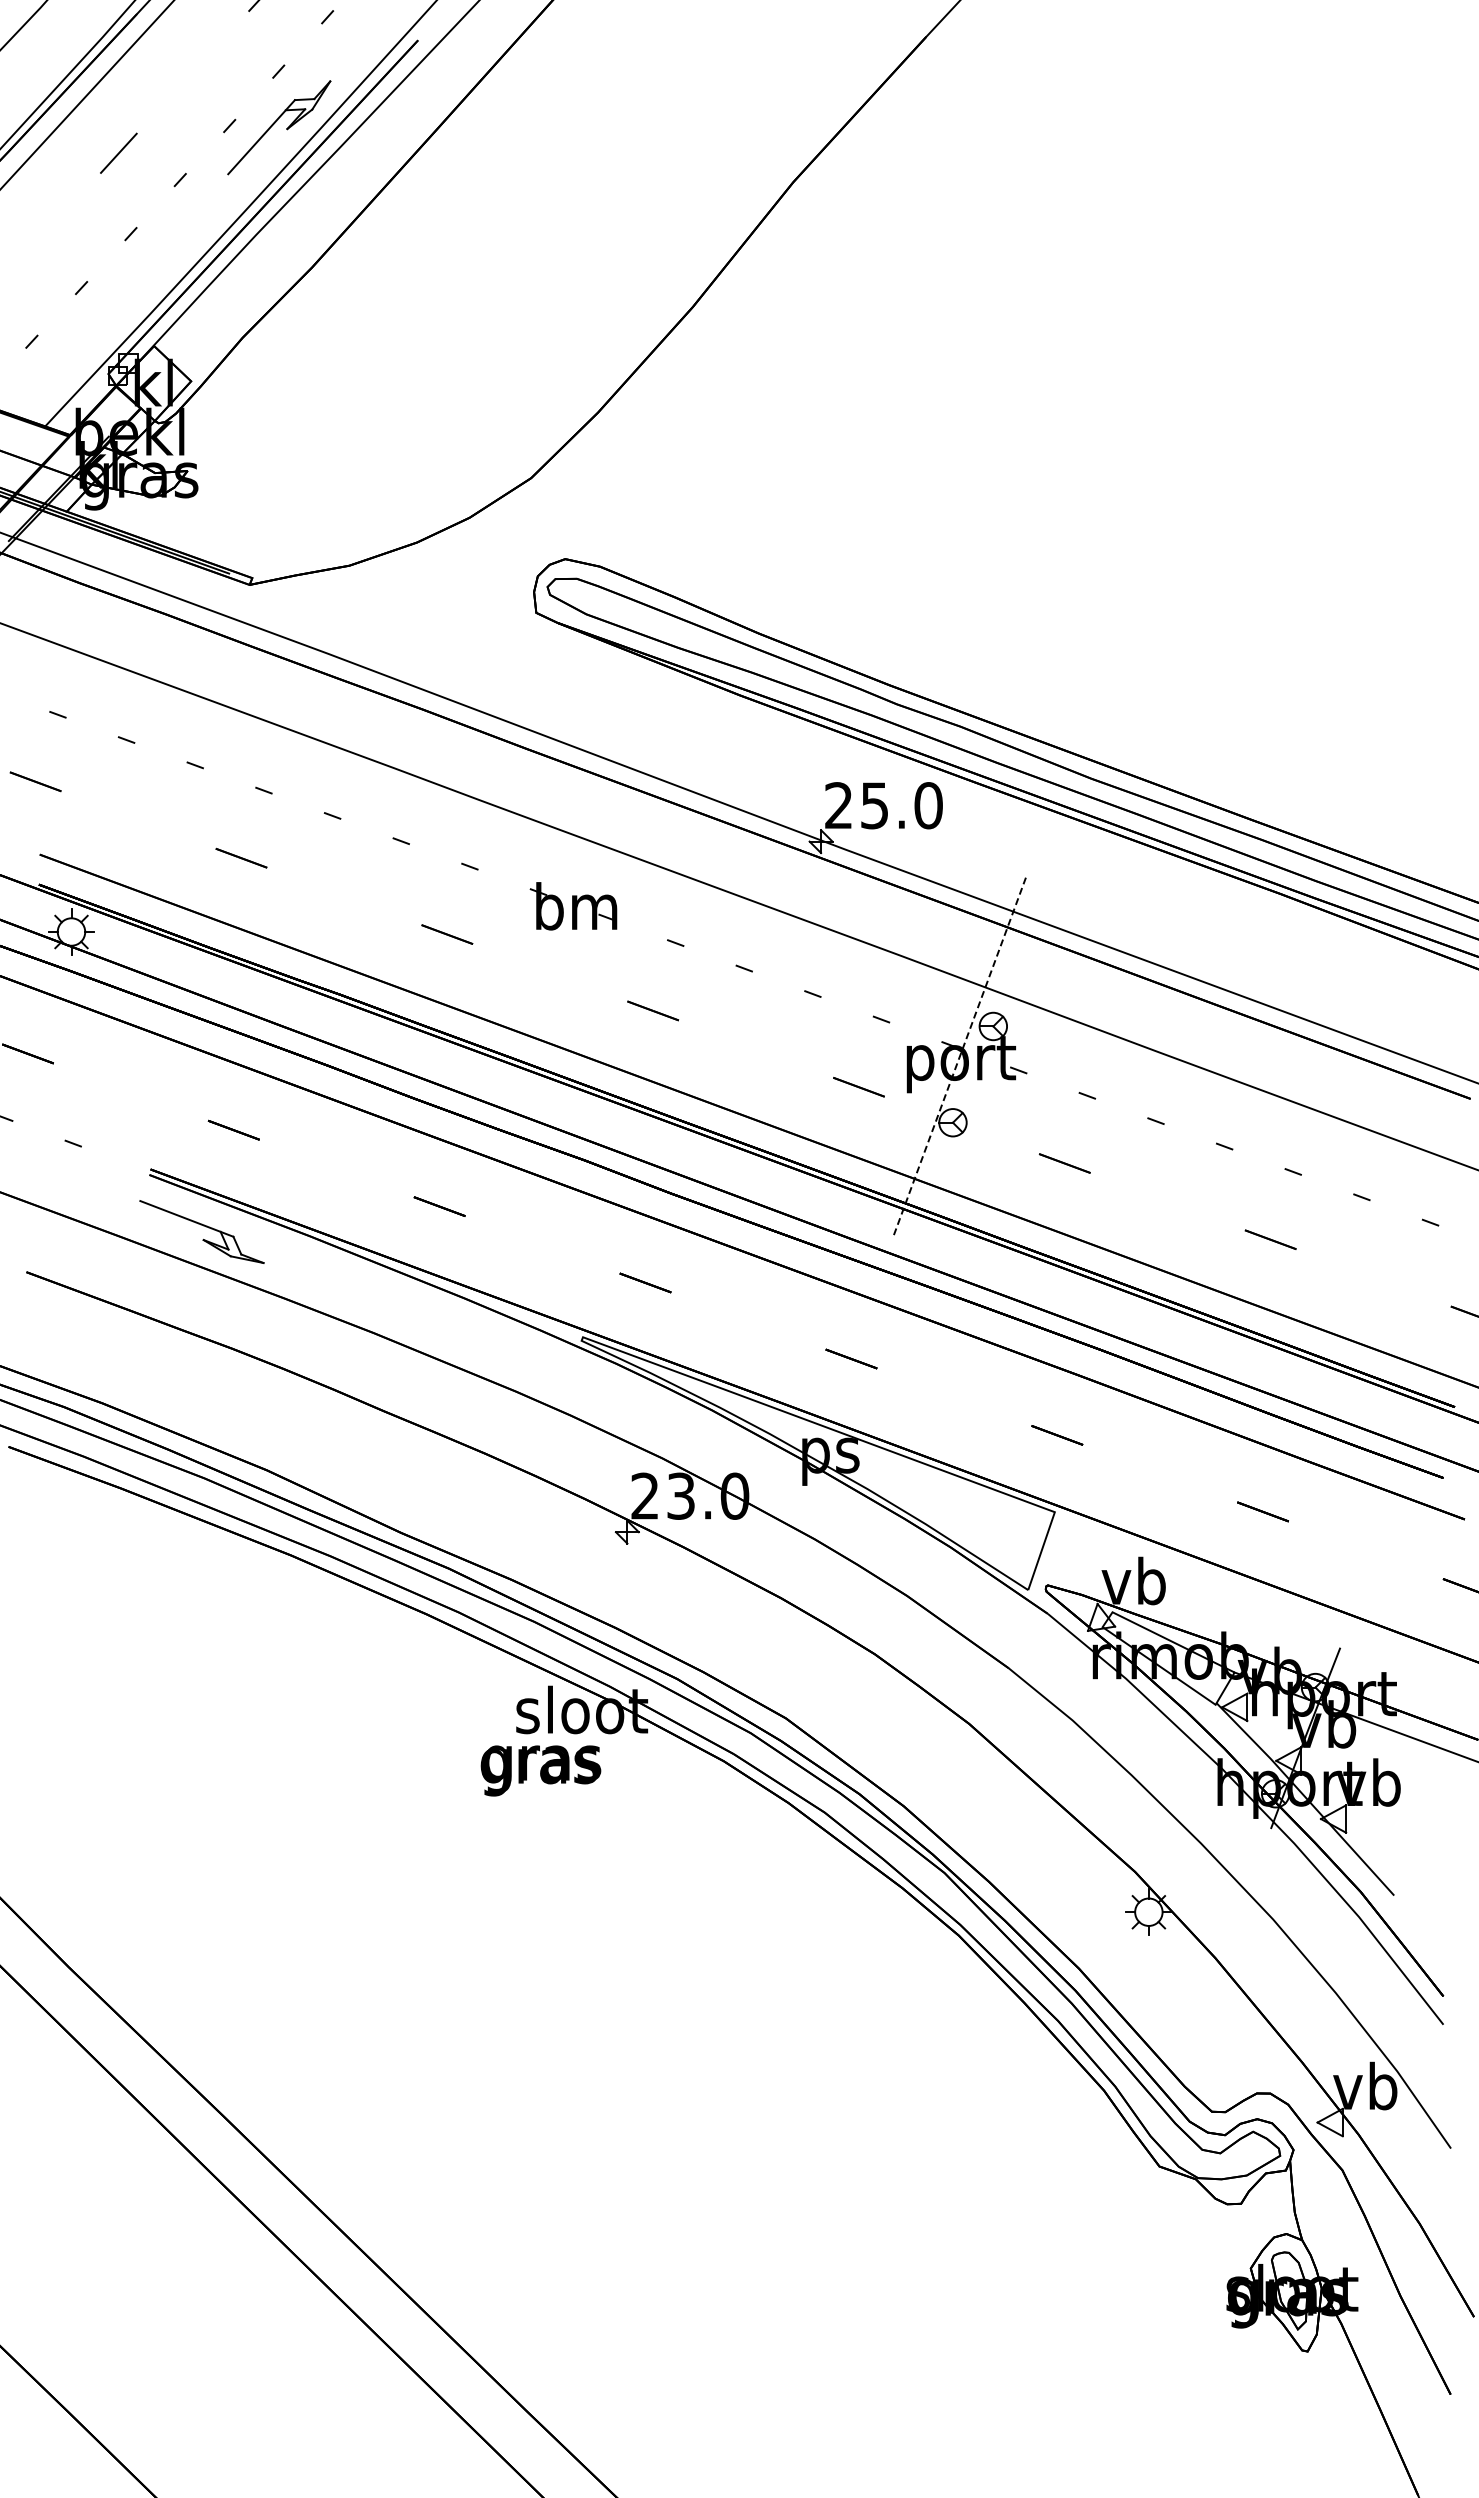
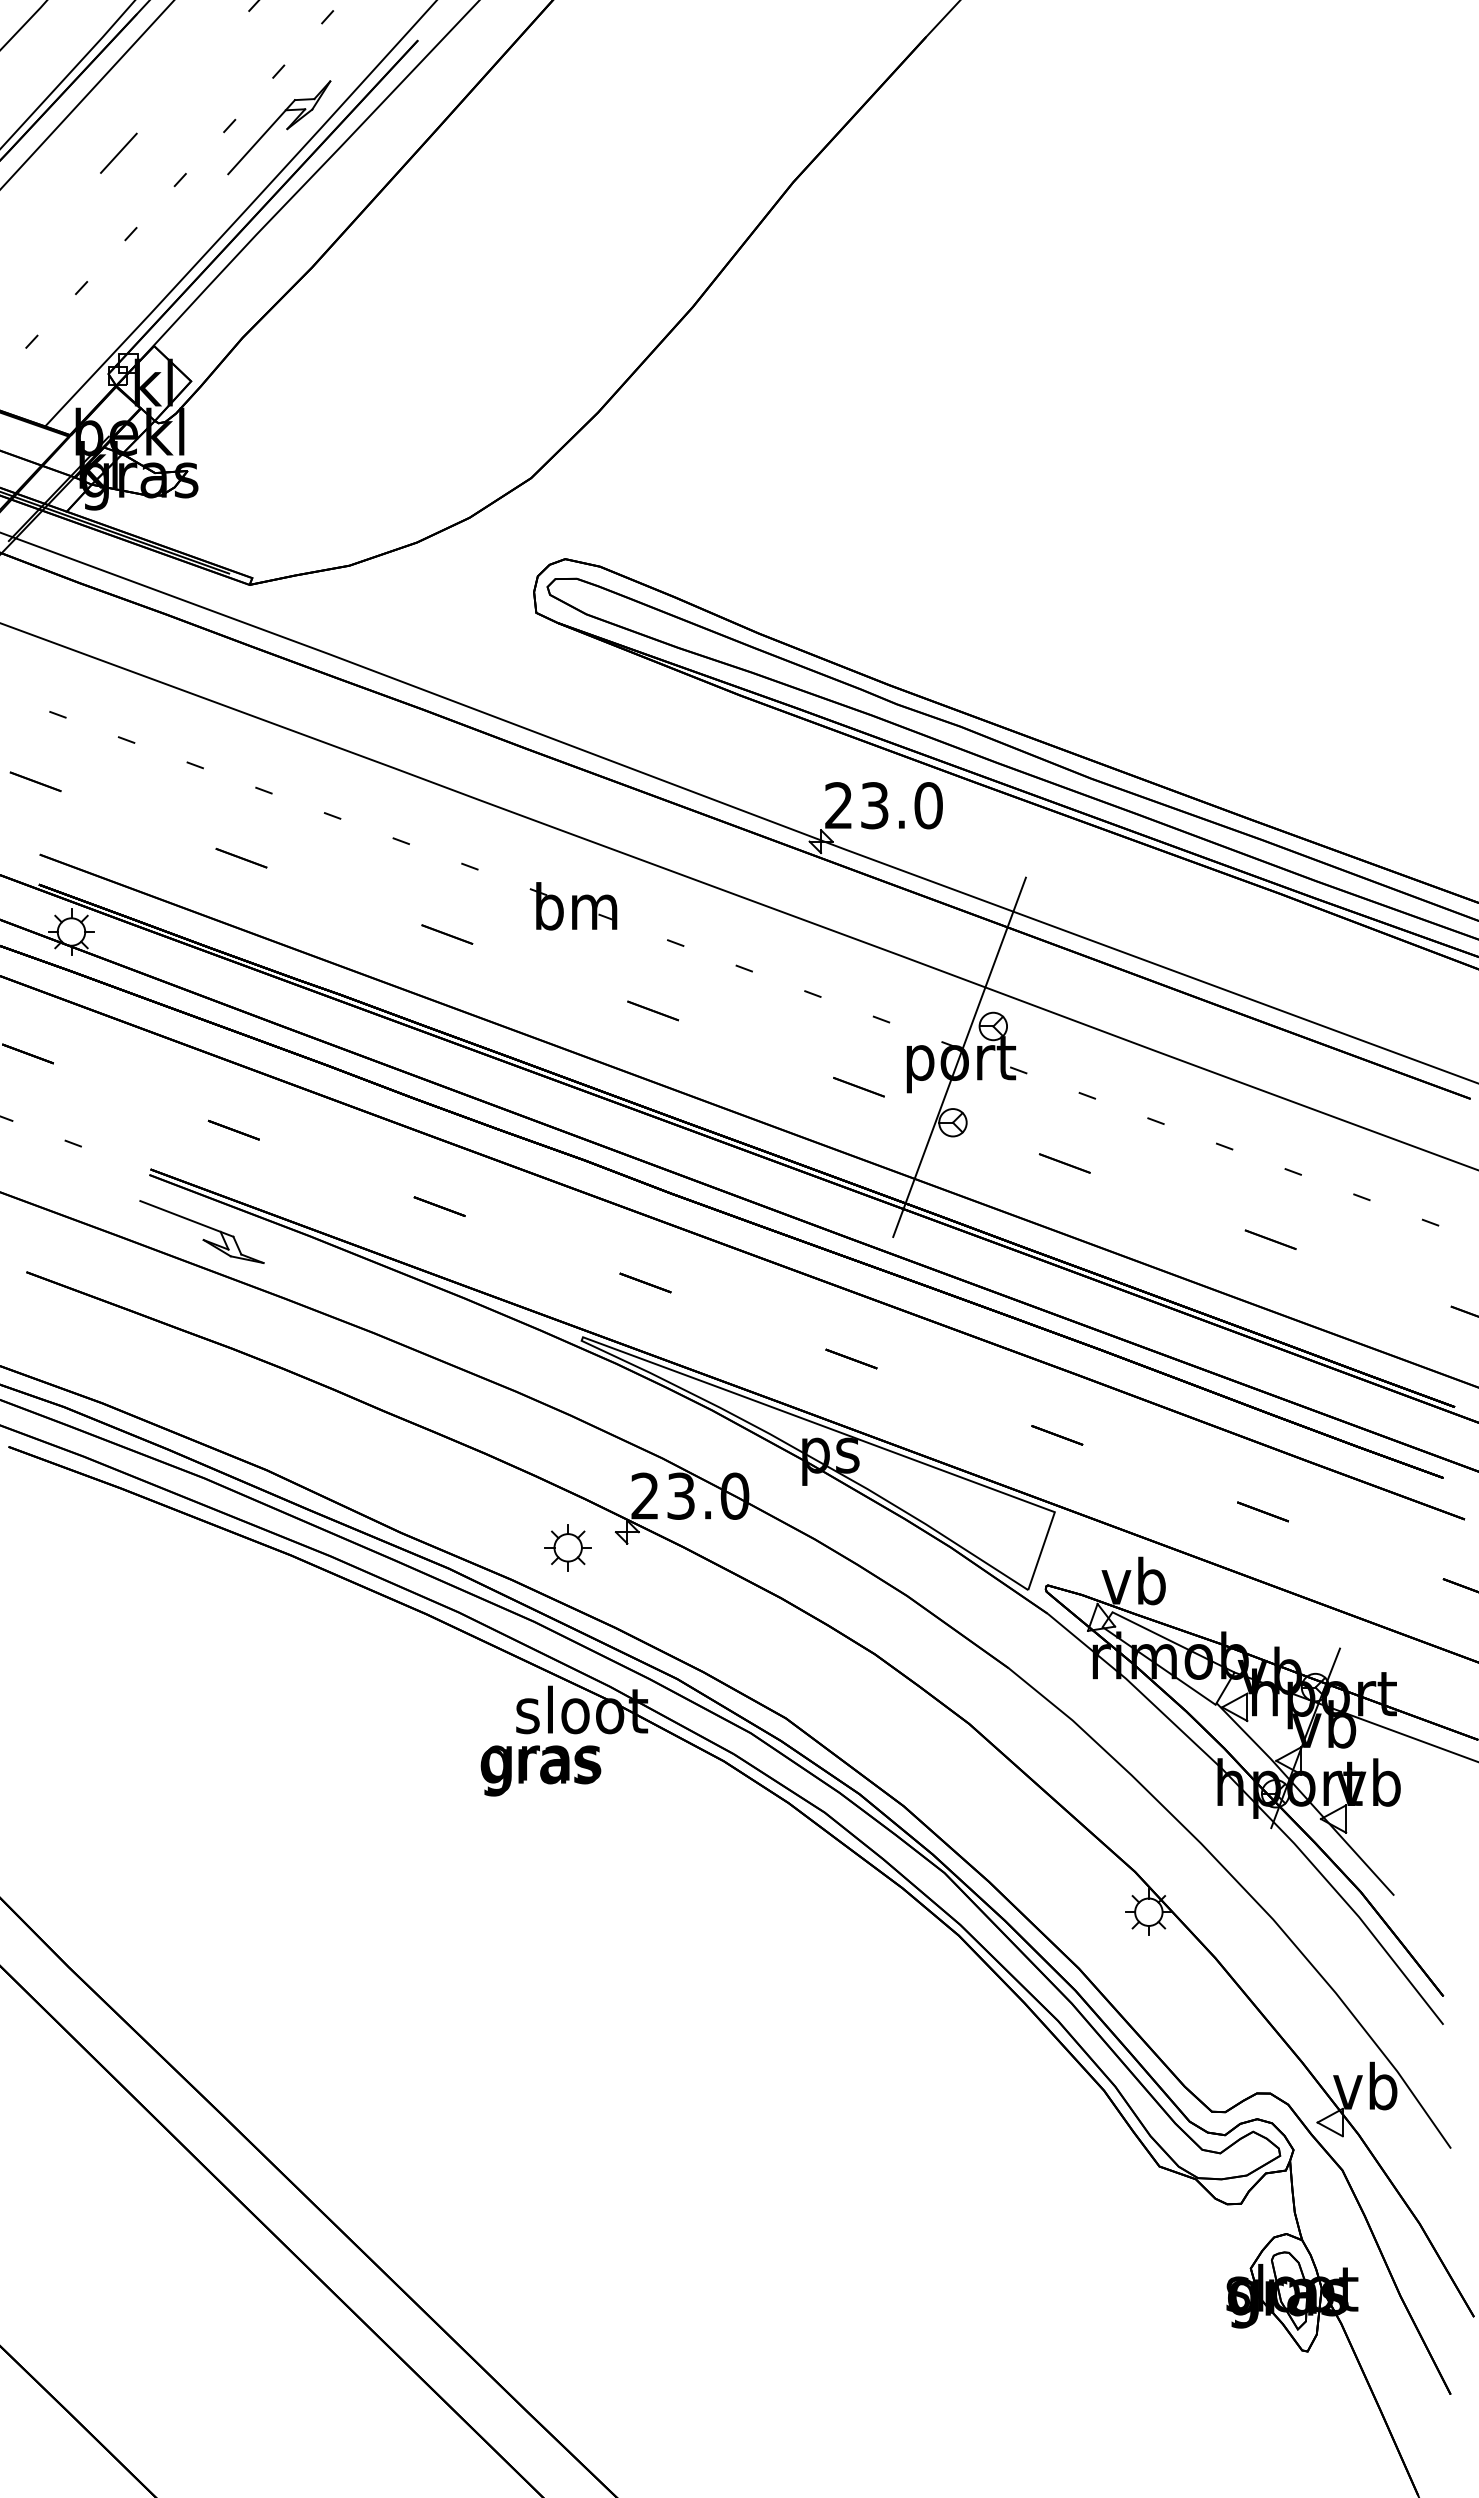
text: 25.0 -> 23.0 (874, 805)
line: dashed -> solid (959, 1057)
part: none -> present (567, 1547)
